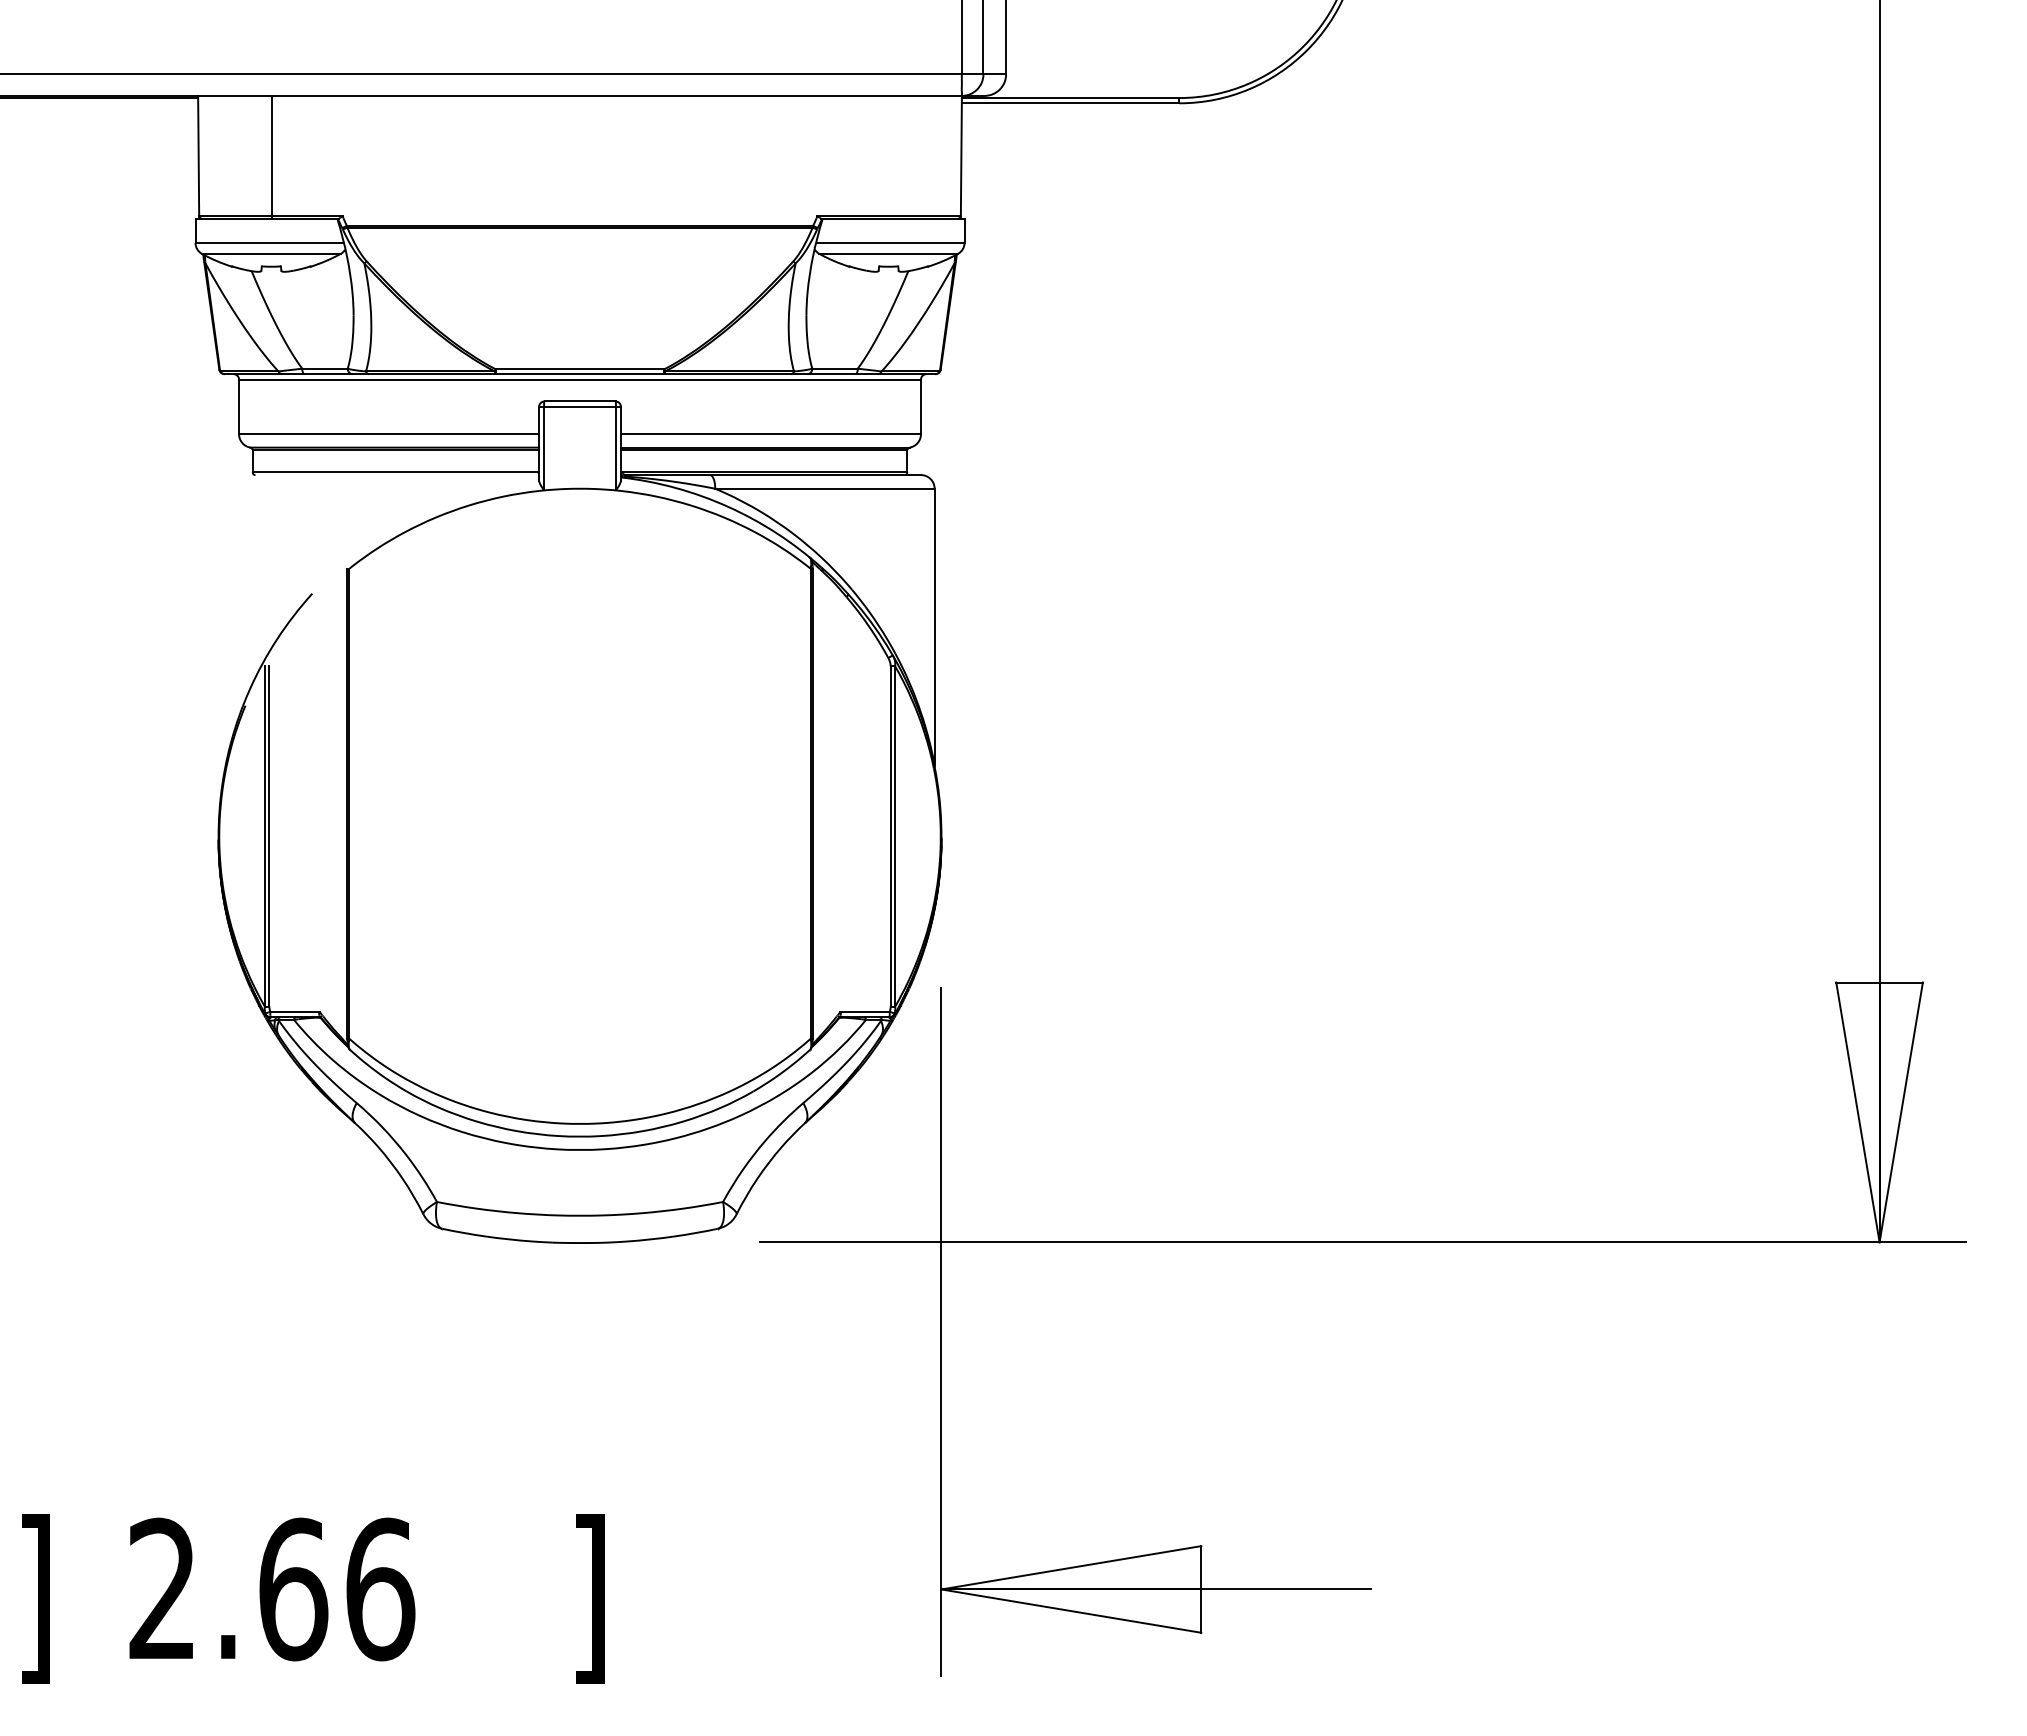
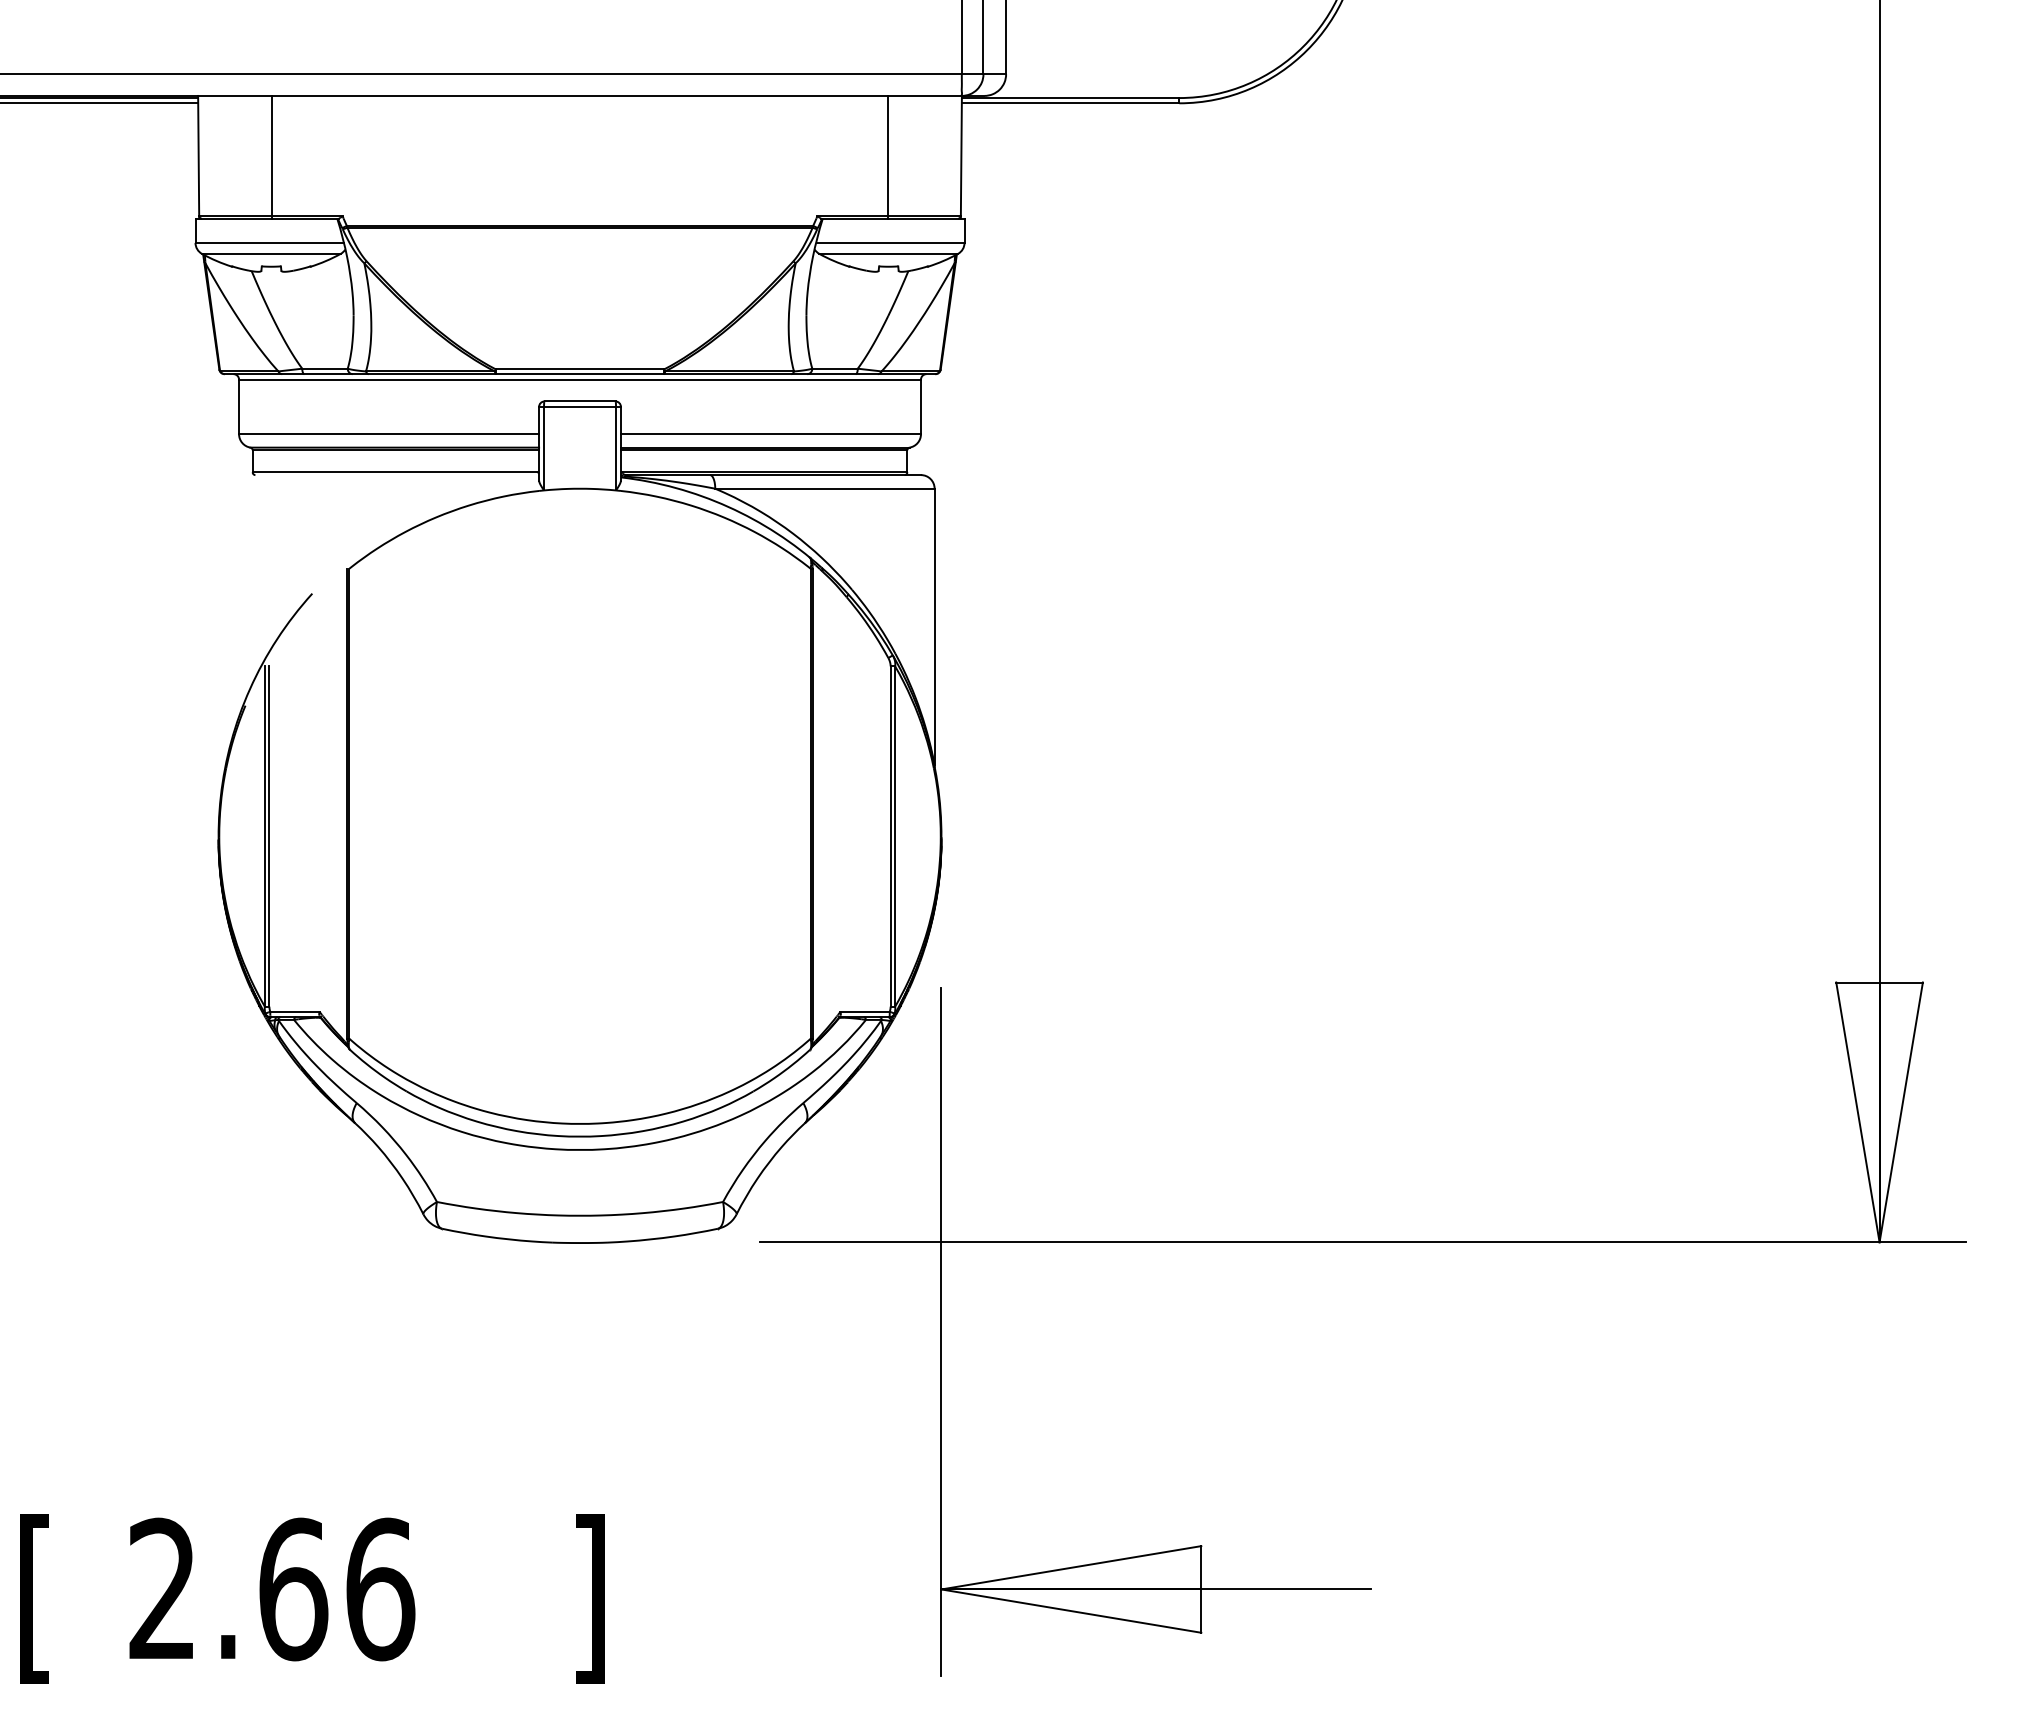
line: none -> present (100, 103)
line: none -> present (888, 156)
text: ] -> [ (34, 1598)
